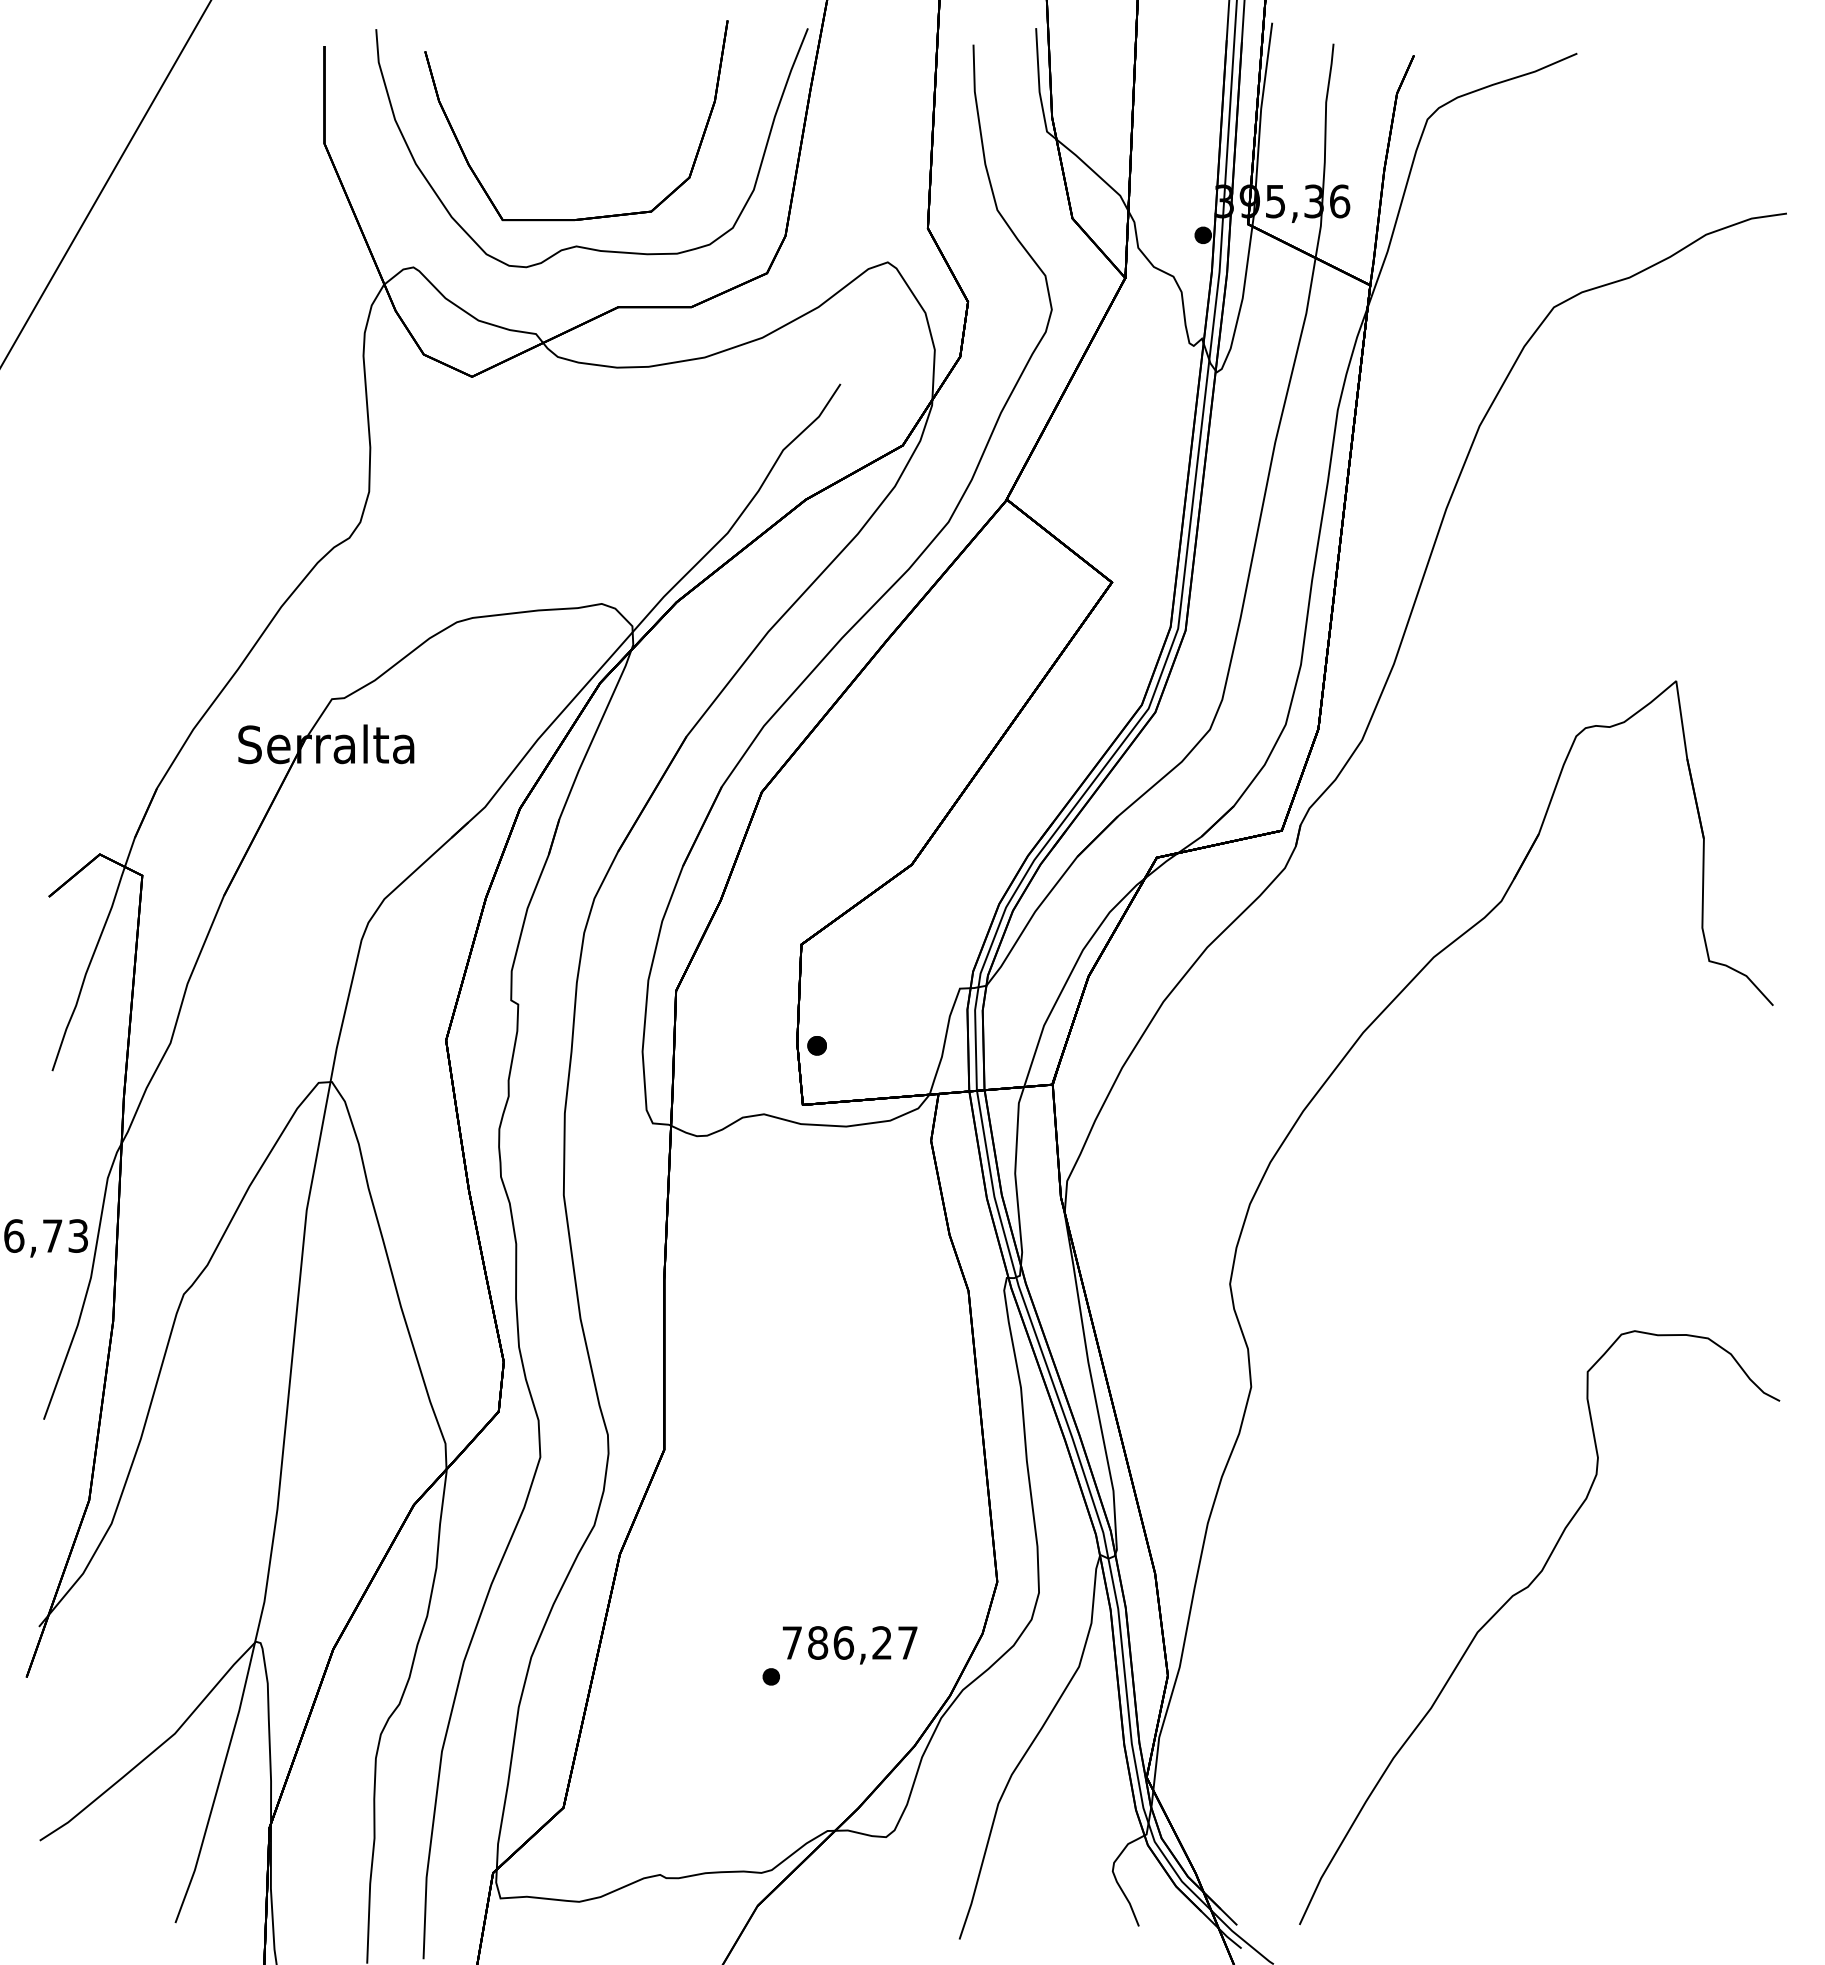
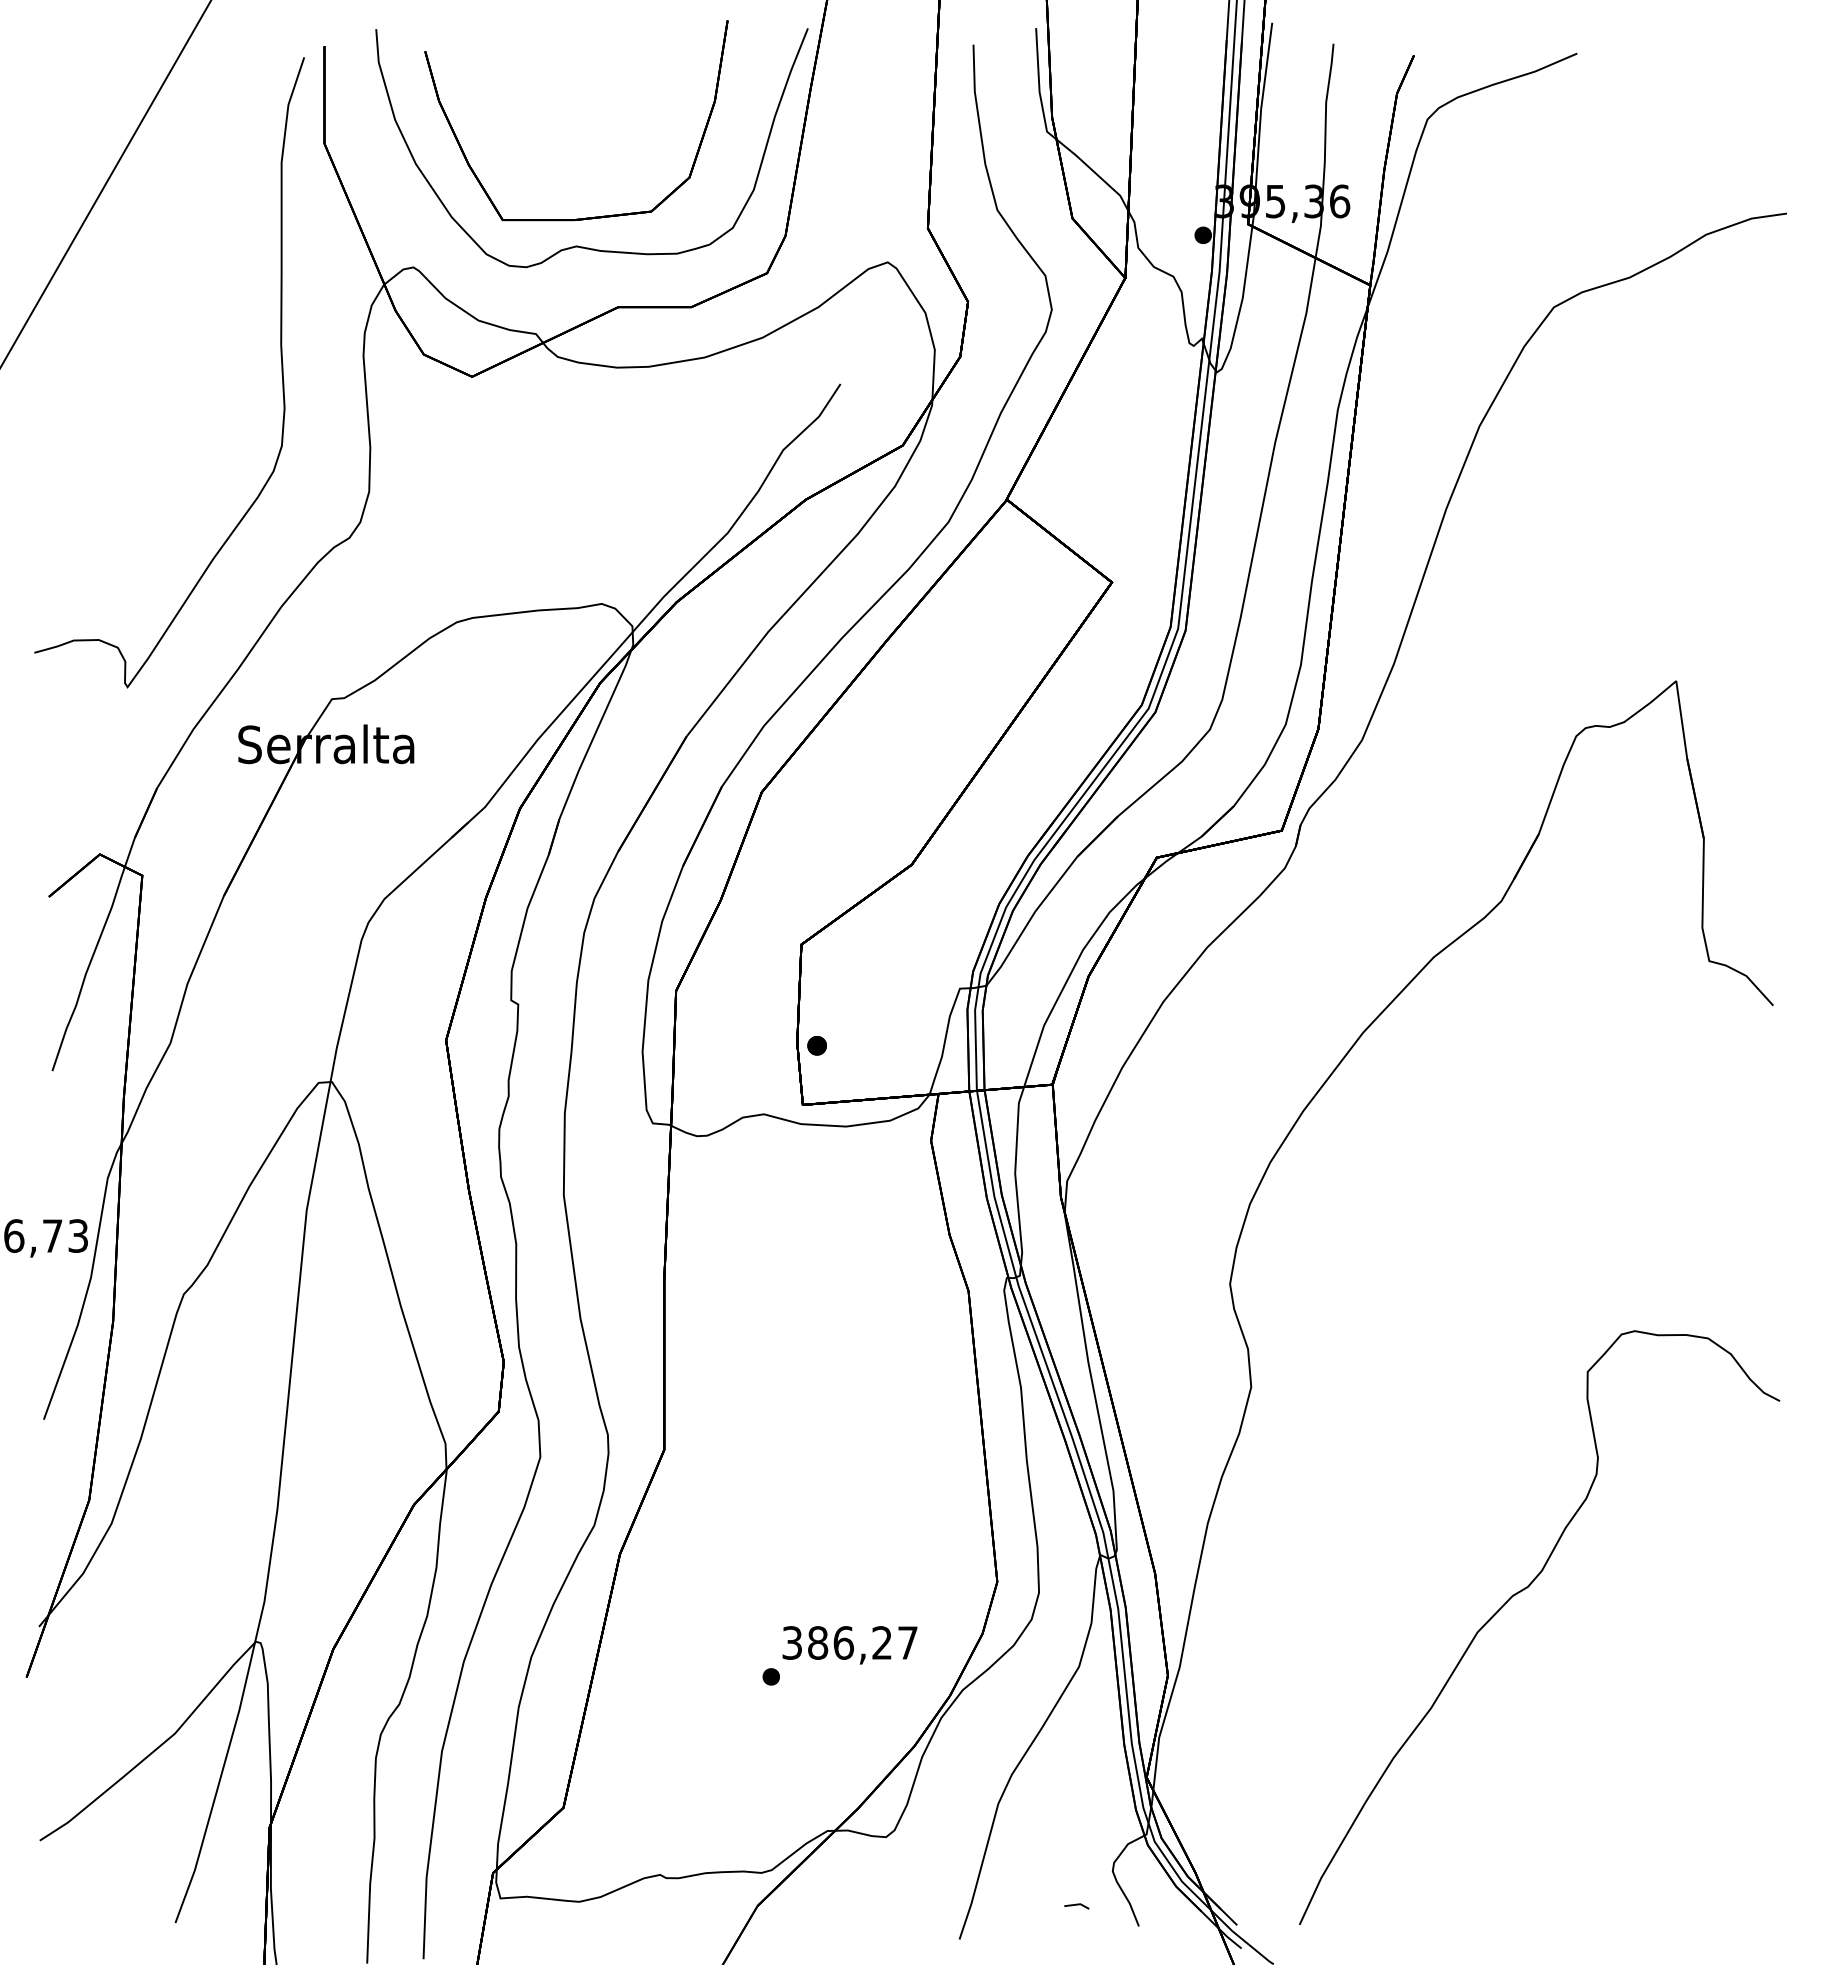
curve: none -> present (281, 372)
text: 786,27 -> 386,27 (791, 1642)
line: none -> present (1076, 1905)
